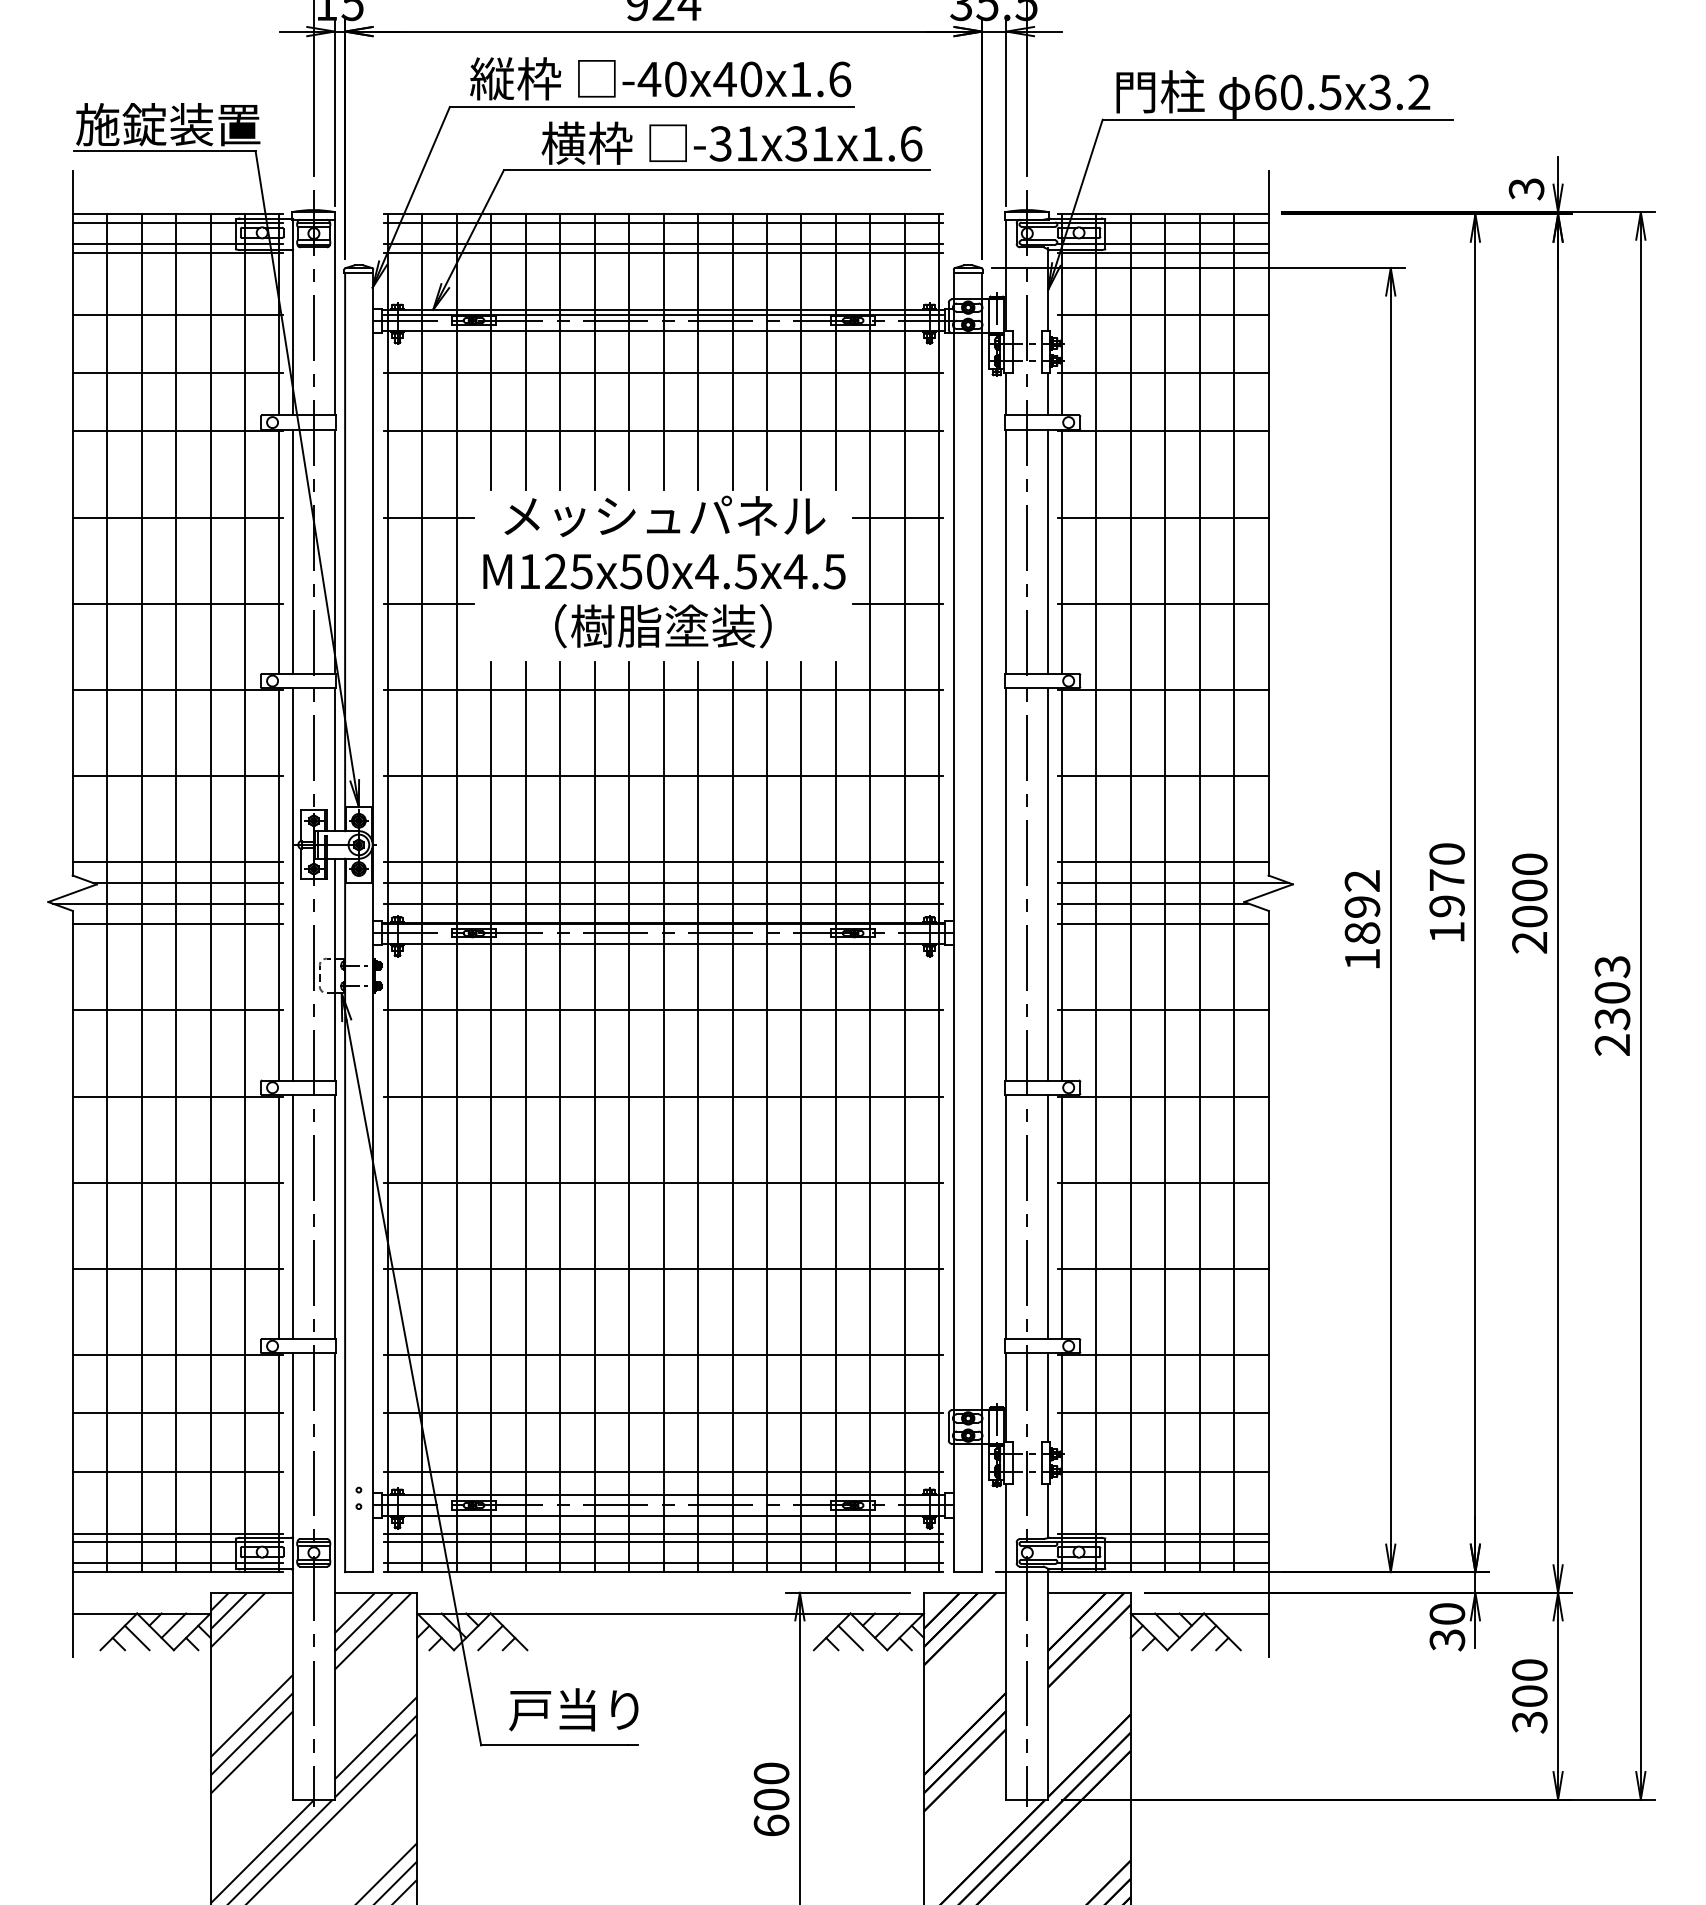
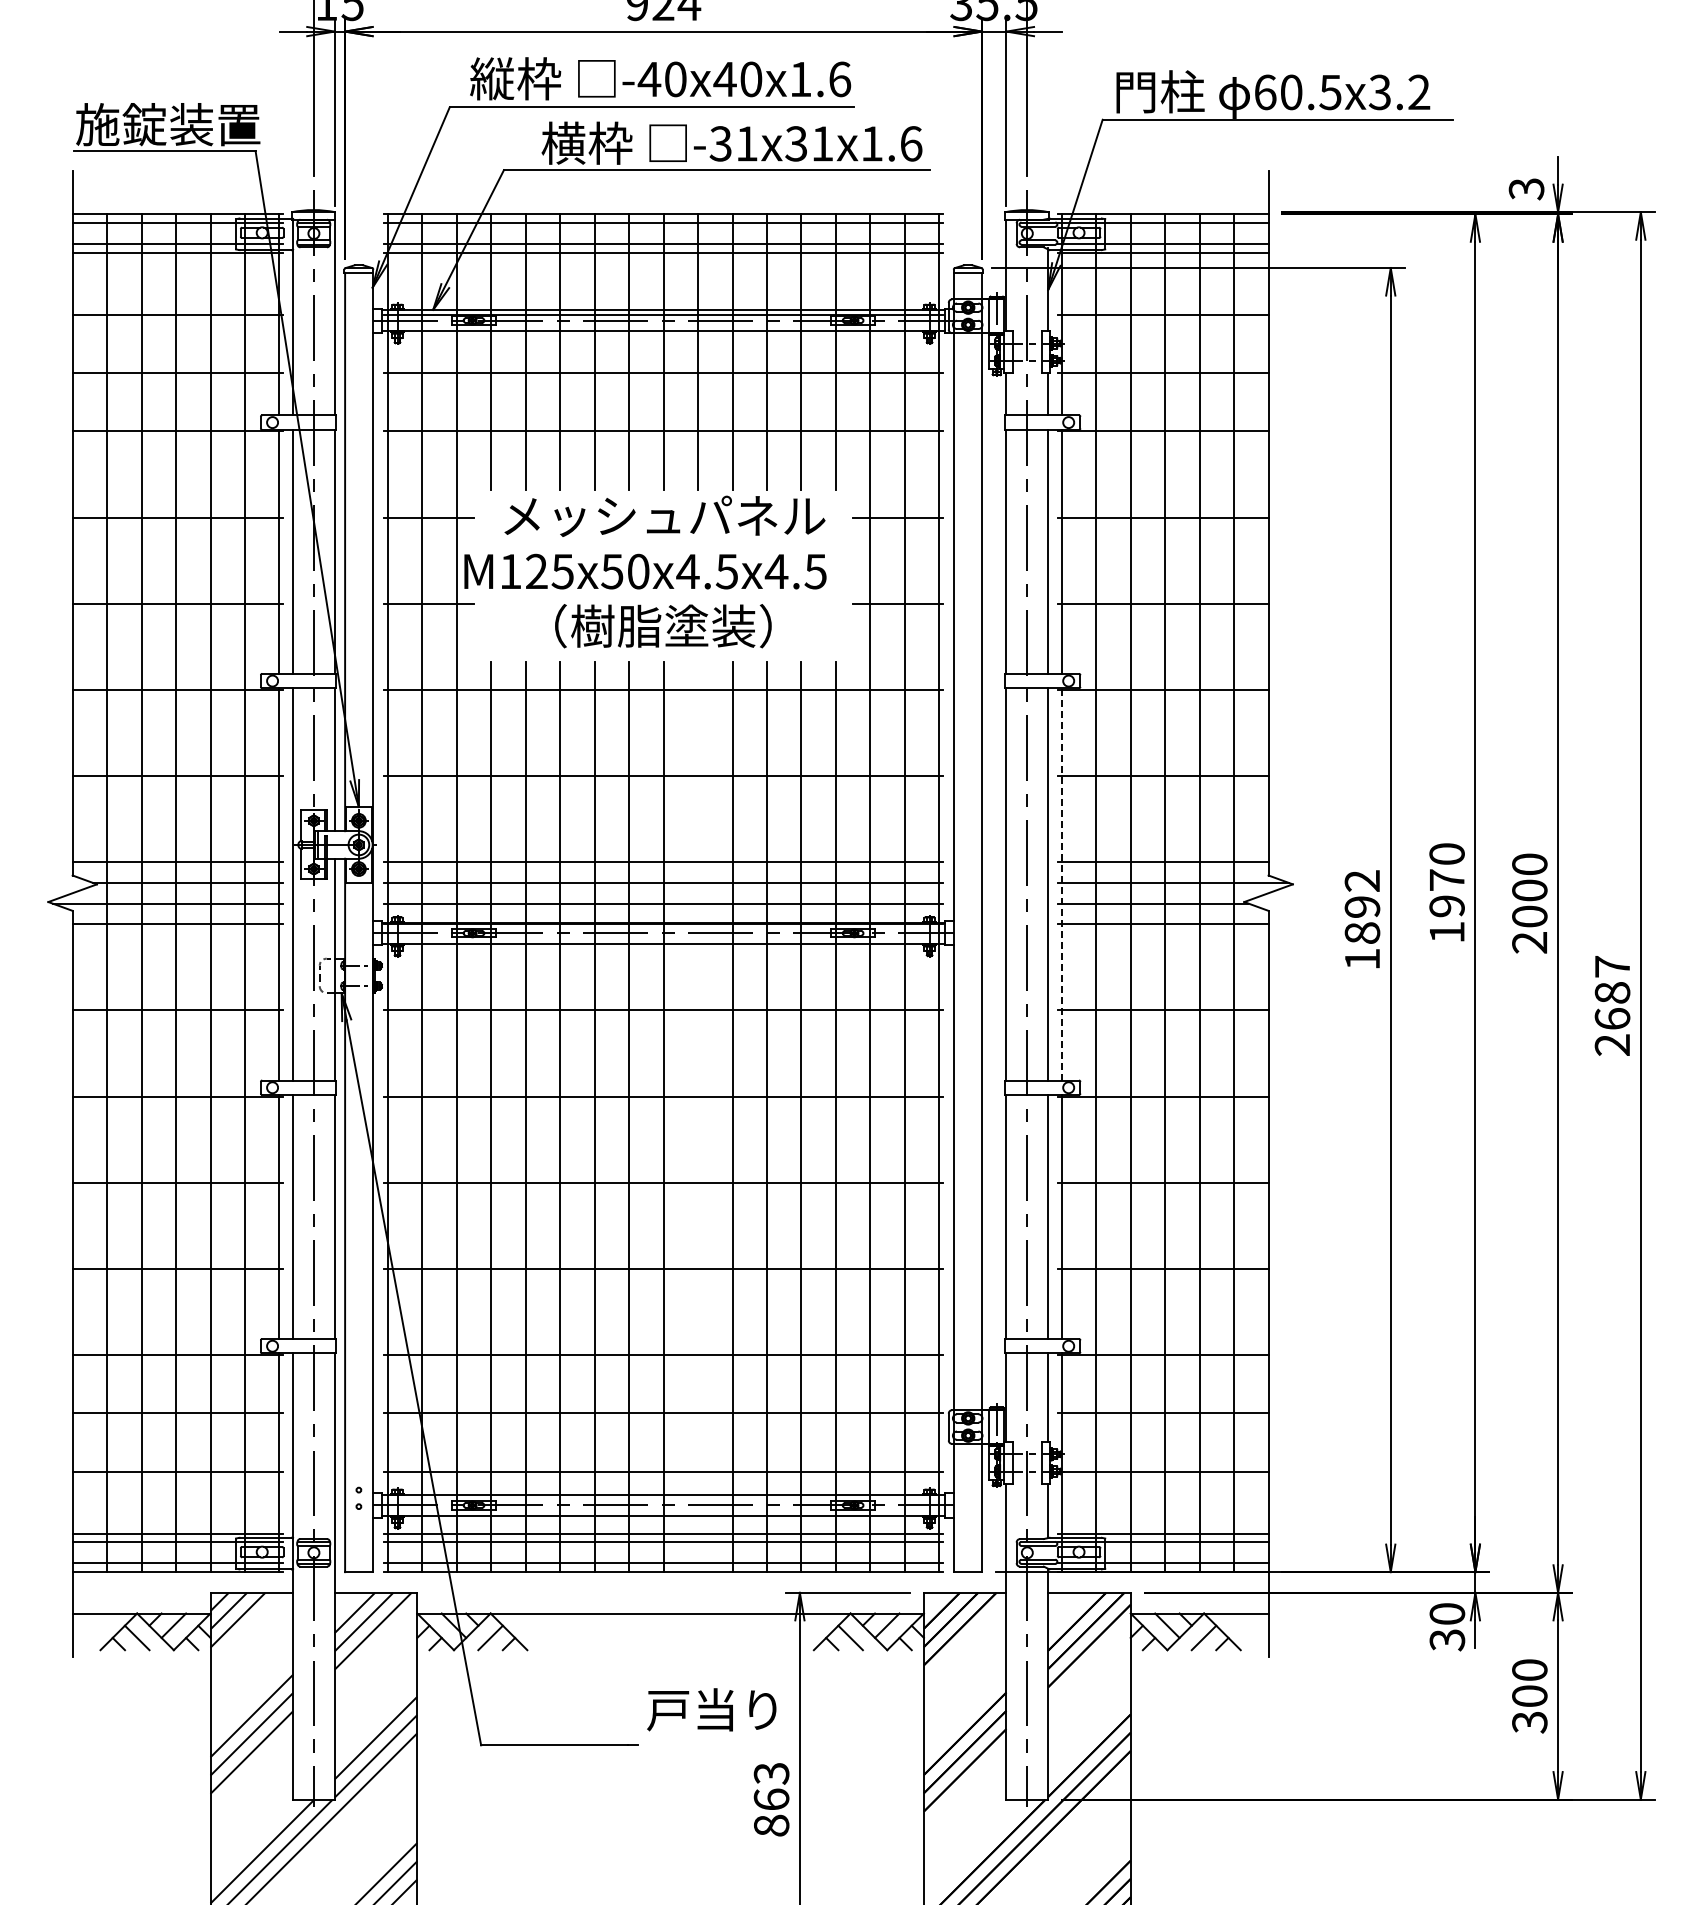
text position: (664, 571) -> (645, 571) (645, 571)
line: solid -> dashed (1061, 883)
text: 2303 -> 2687 (1612, 993)
line: present -> none (698, 1117)
text position: (573, 1709) -> (711, 1709) (711, 1709)
text: 600 -> 863 (771, 1799)
